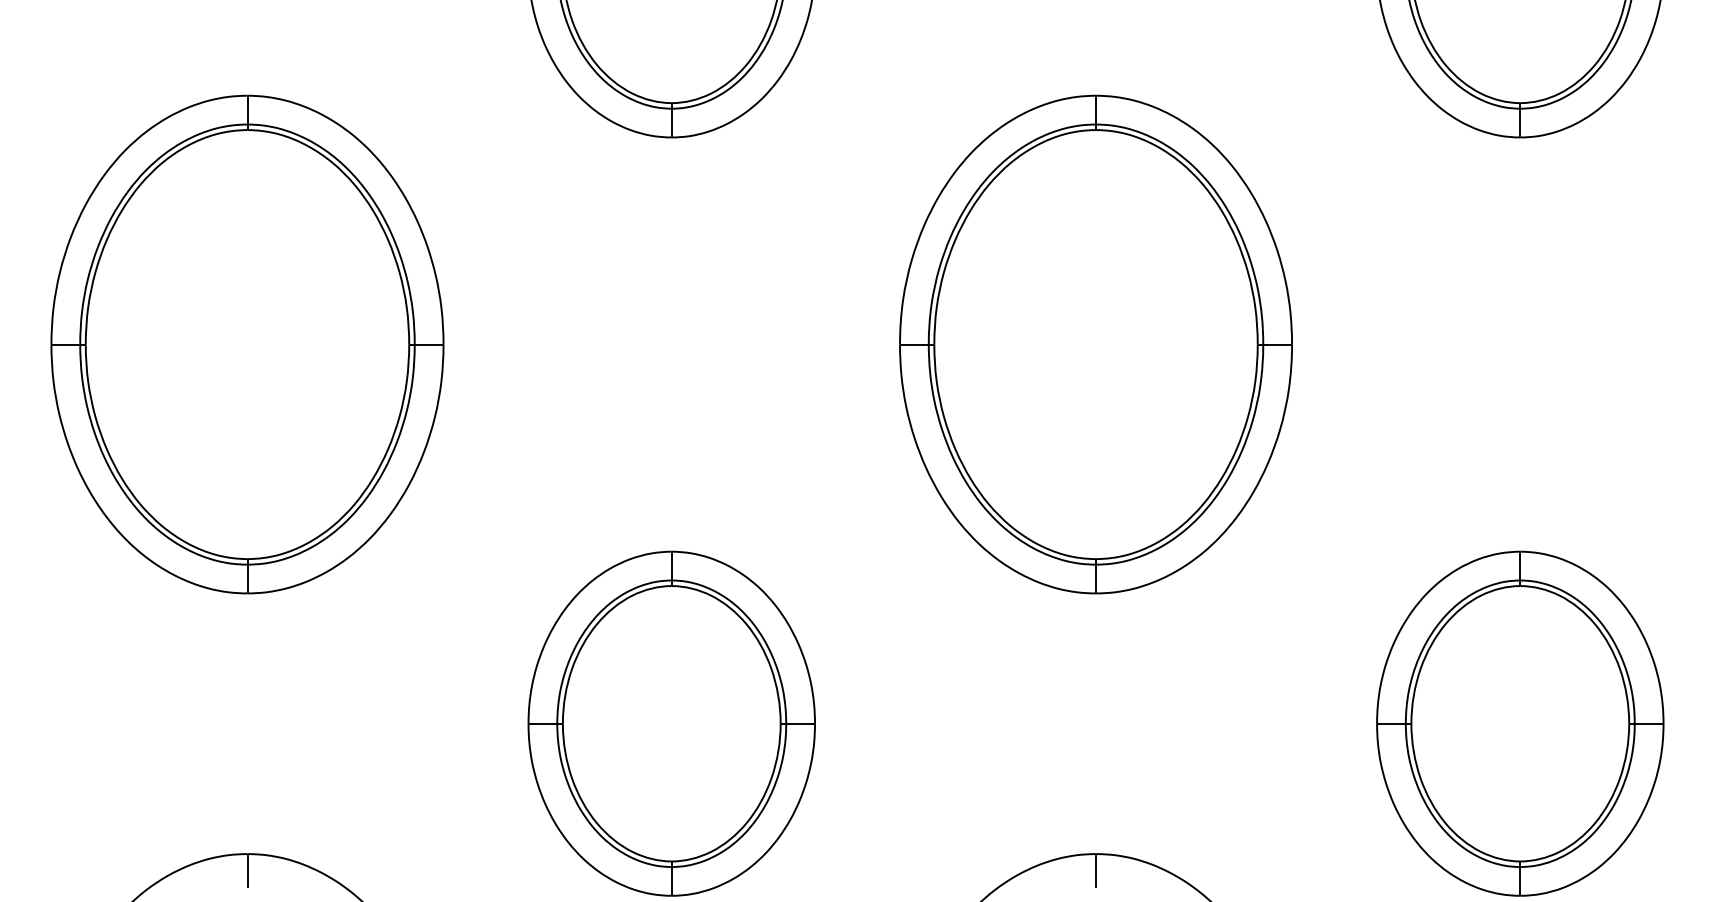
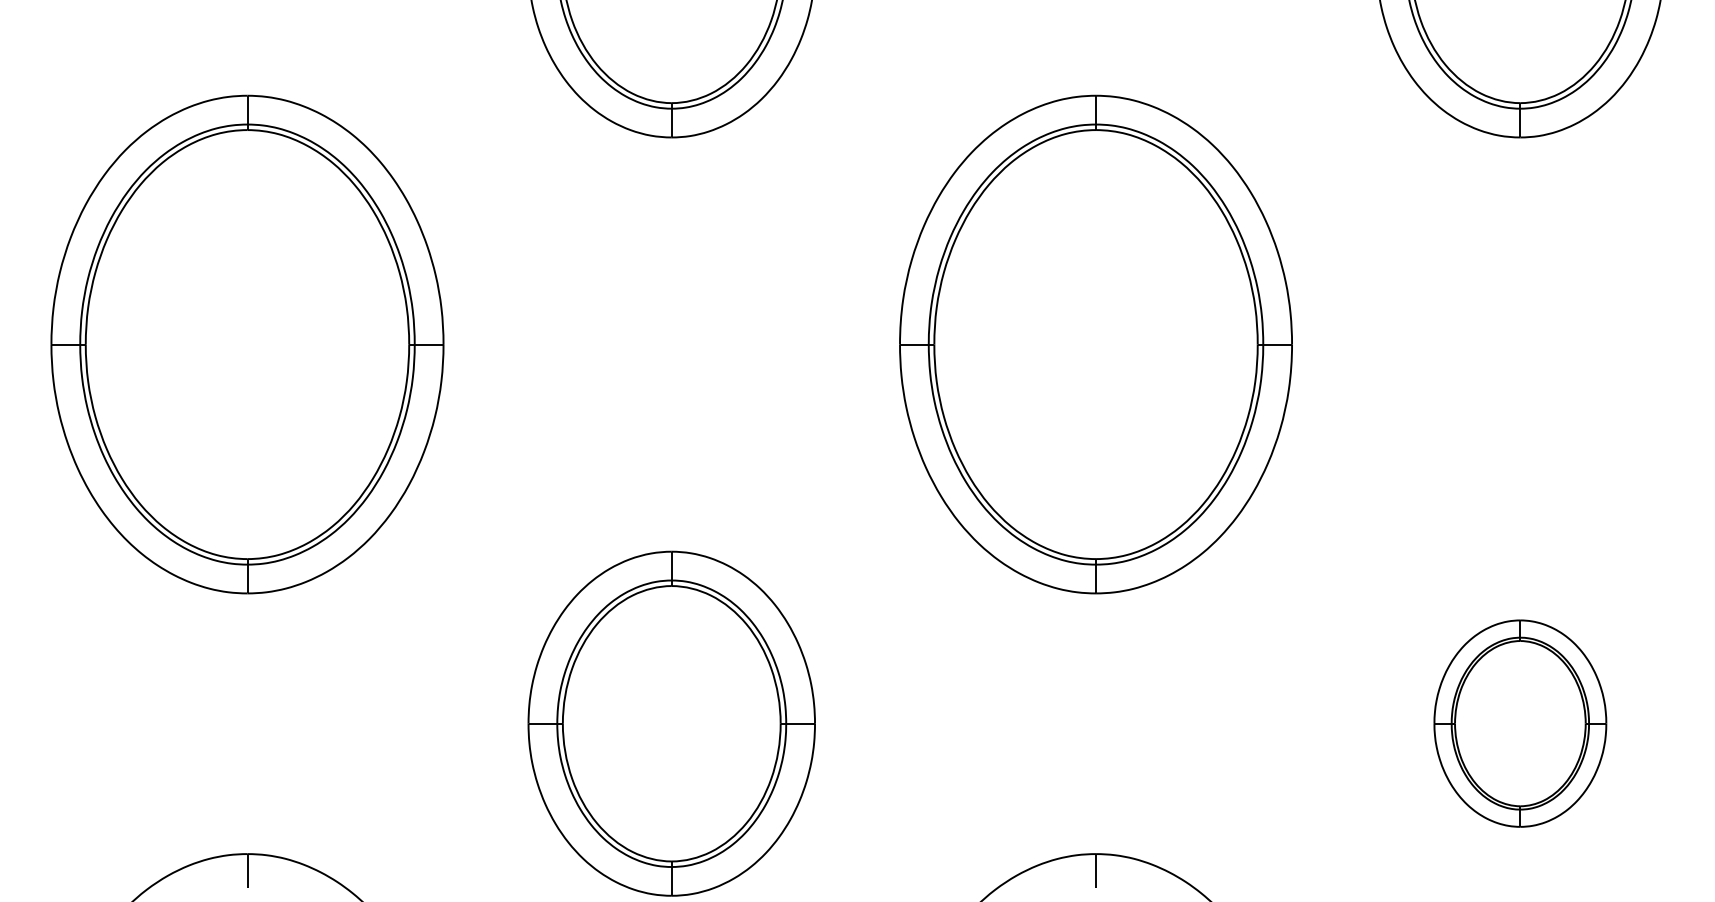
part size: 289x347 px -> 175x209 px (1520, 723)
